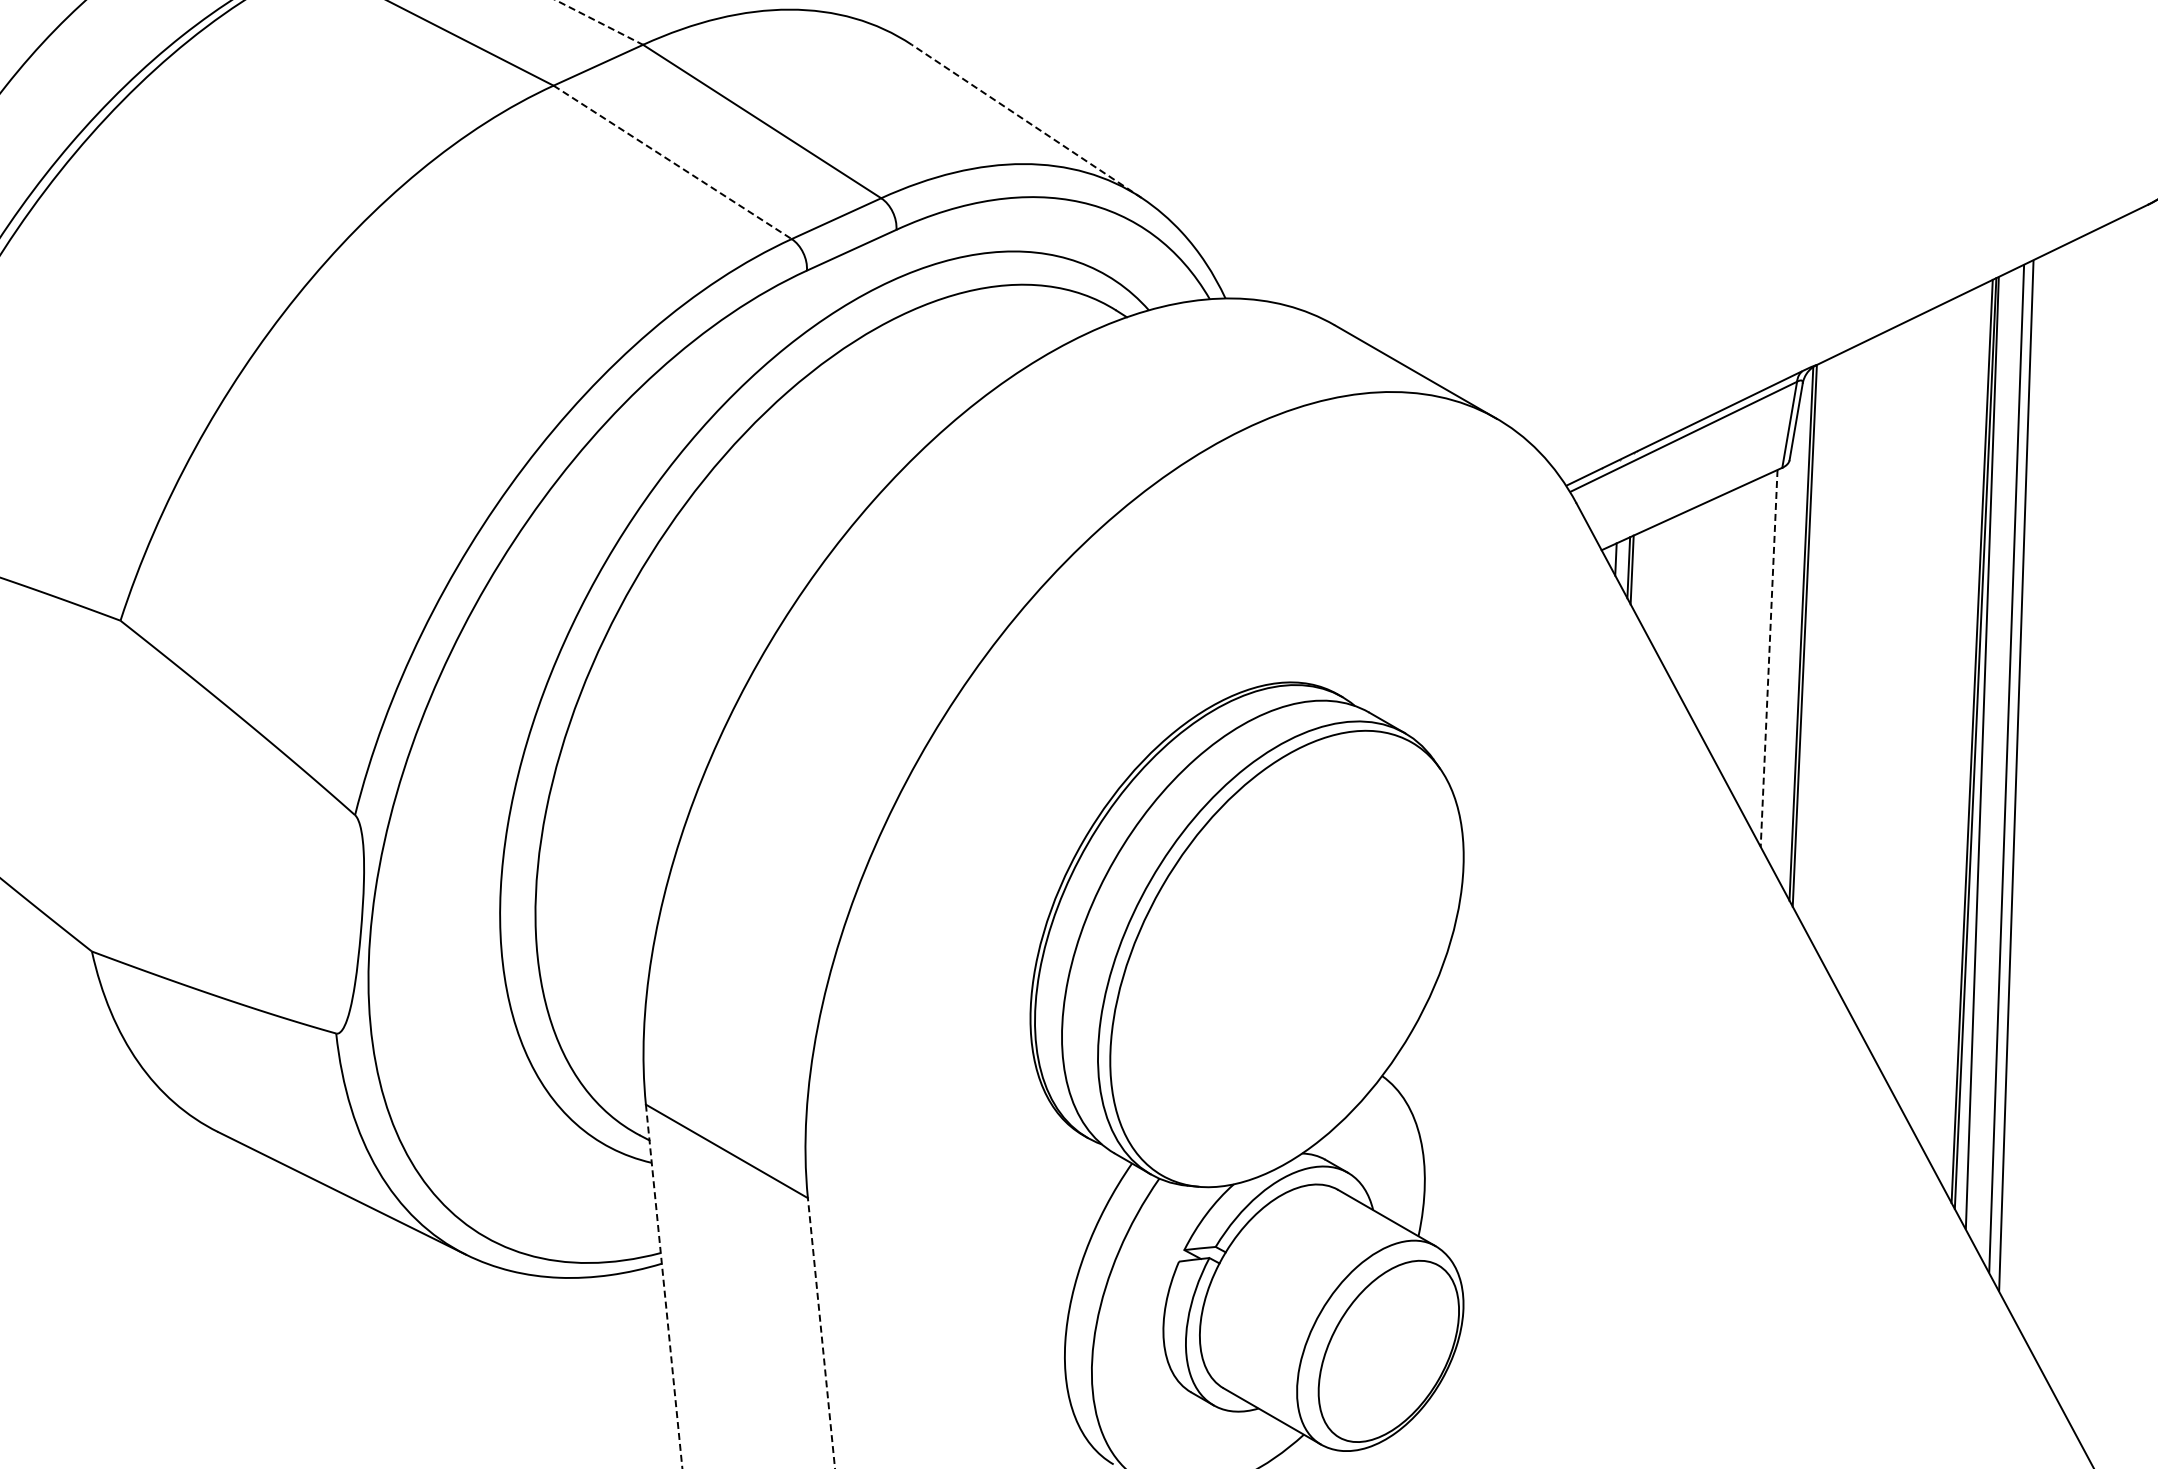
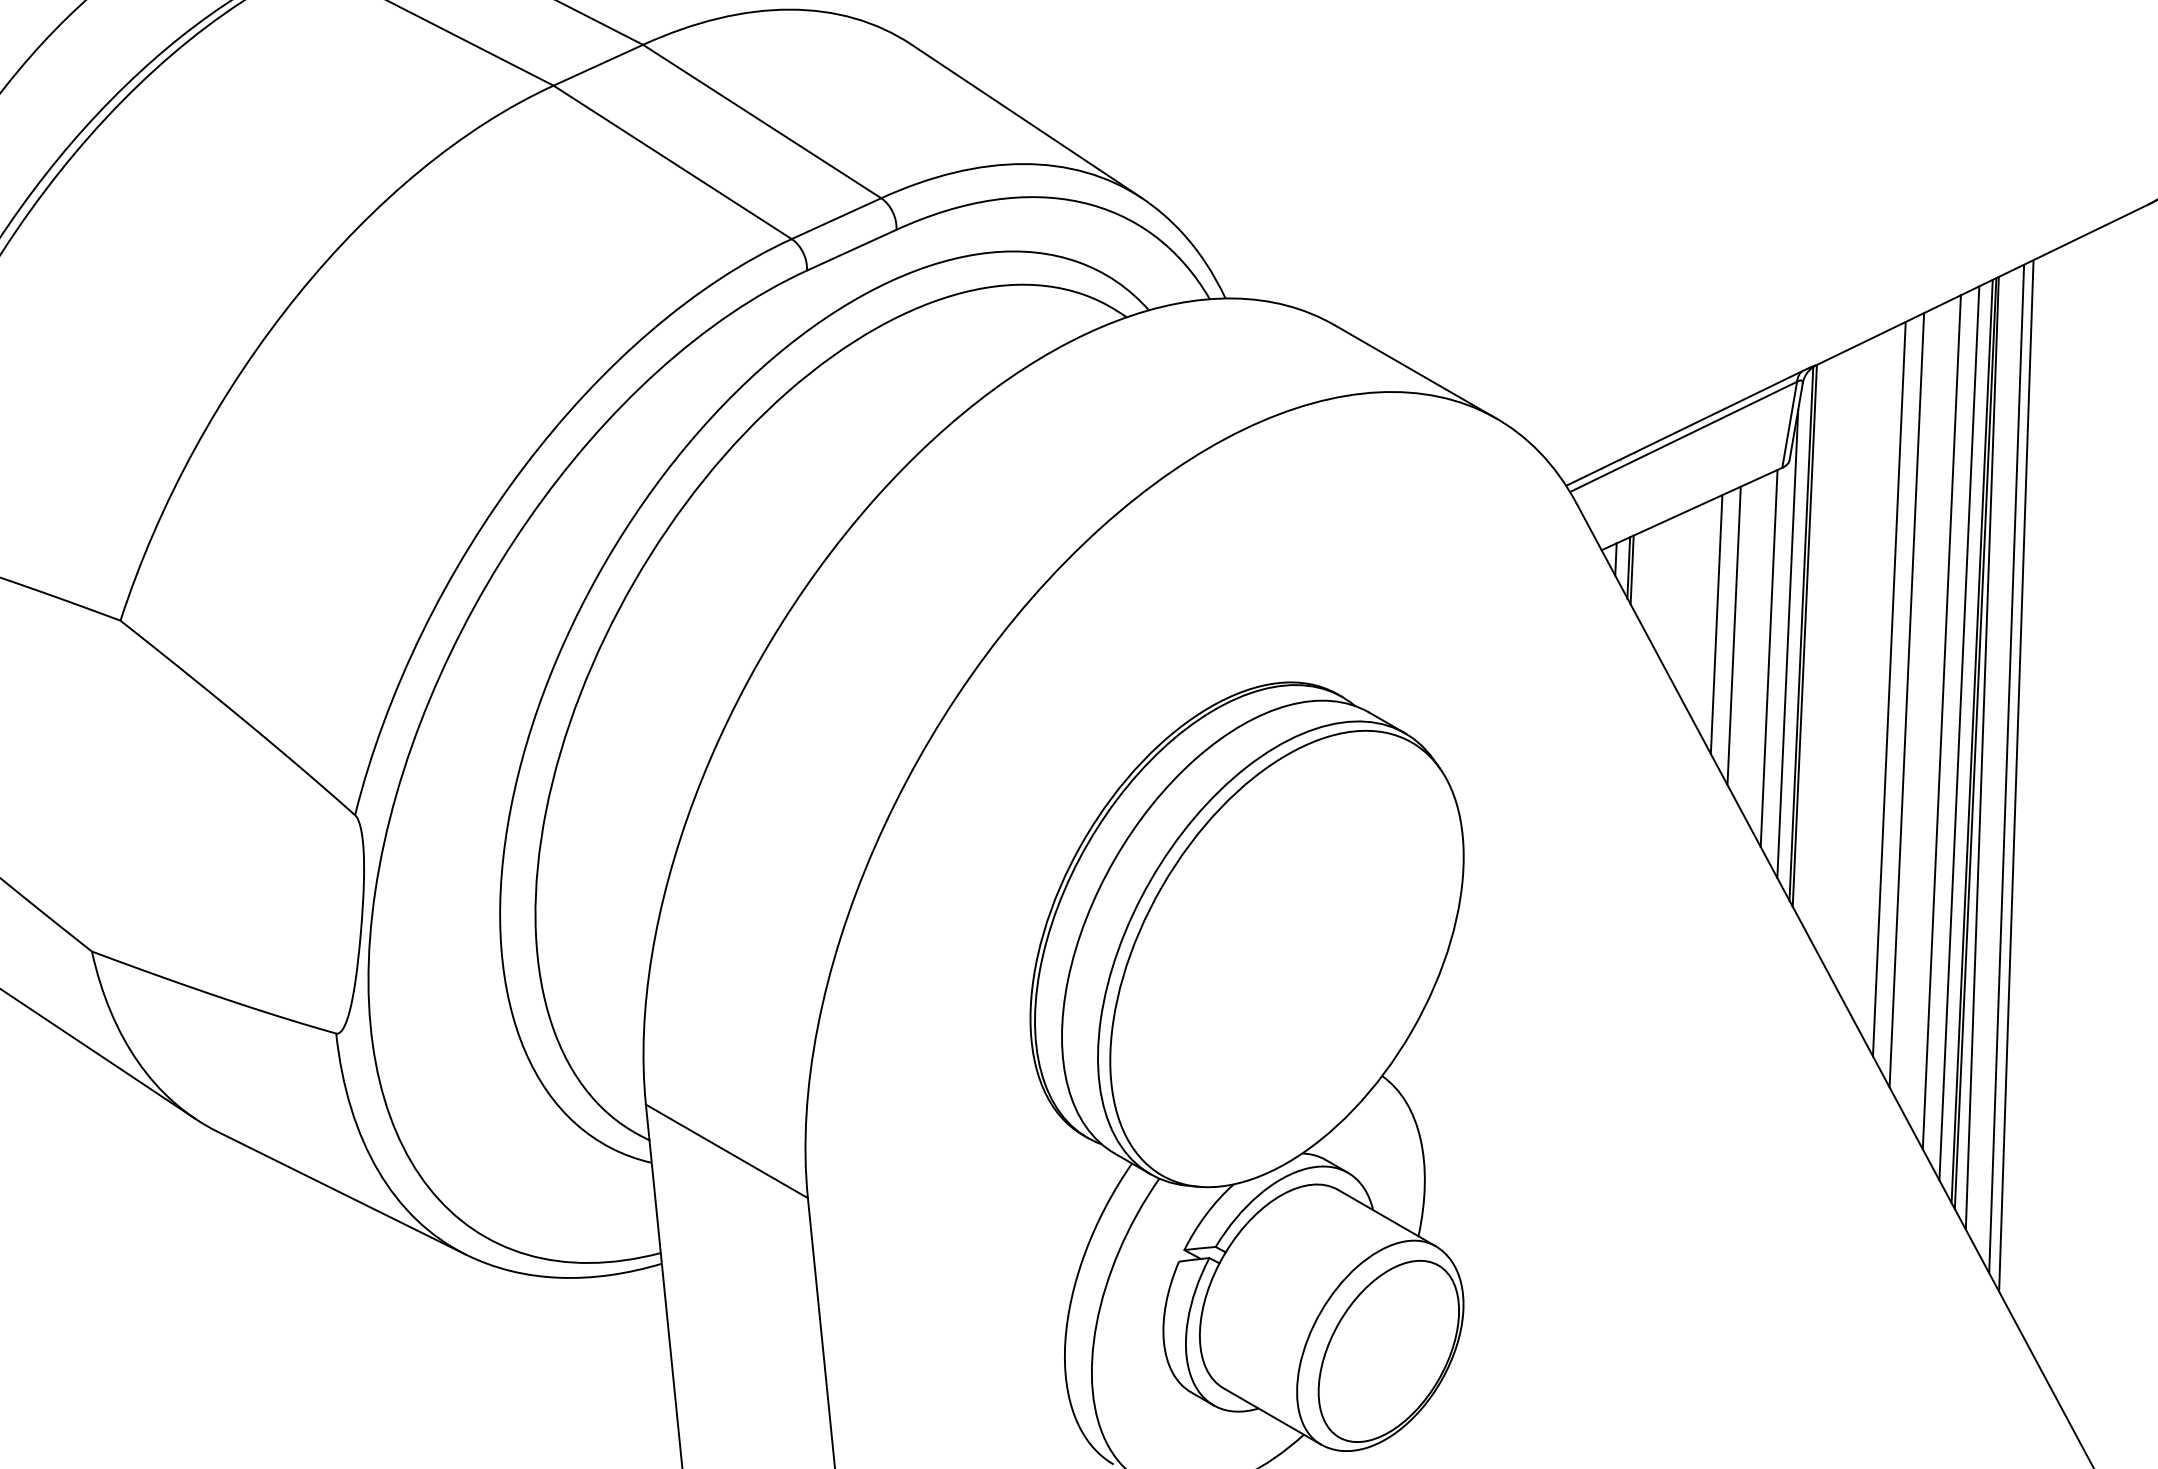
line: dashed -> solid (599, 22)
line: dashed -> solid (1026, 121)
line: dashed -> solid (672, 162)
line: none -> present (1716, 624)
line: none -> present (1733, 635)
line: none -> present (1787, 643)
line: dashed -> solid (1769, 658)
line: none -> present (1888, 689)
line: none -> present (1906, 700)
line: none -> present (1941, 722)
line: none -> present (1959, 733)
line: none -> present (98, 1054)
line: dashed -> solid (664, 1286)
line: dashed -> solid (821, 1333)
